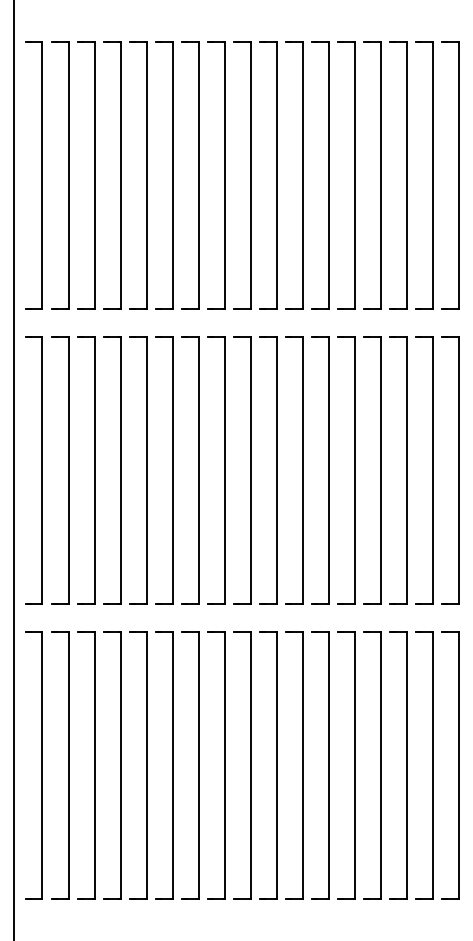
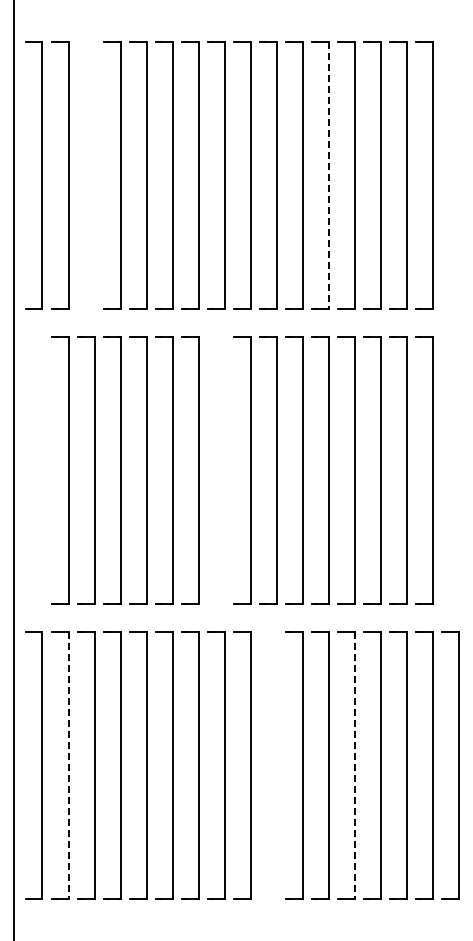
part: present -> none (94, 175)
line: solid -> dashed (328, 175)
part: present -> none (458, 175)
part: present -> none (41, 470)
part: present -> none (224, 470)
part: present -> none (458, 470)
line: solid -> dashed (68, 765)
part: present -> none (276, 765)
line: solid -> dashed (354, 765)
